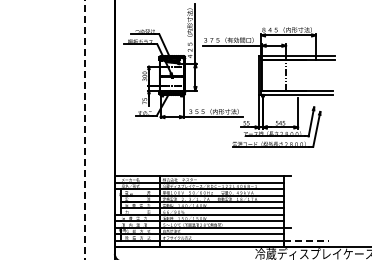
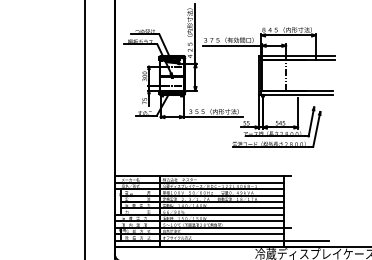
line: dashed -> solid (85, 129)
line: dashed -> solid (306, 240)
